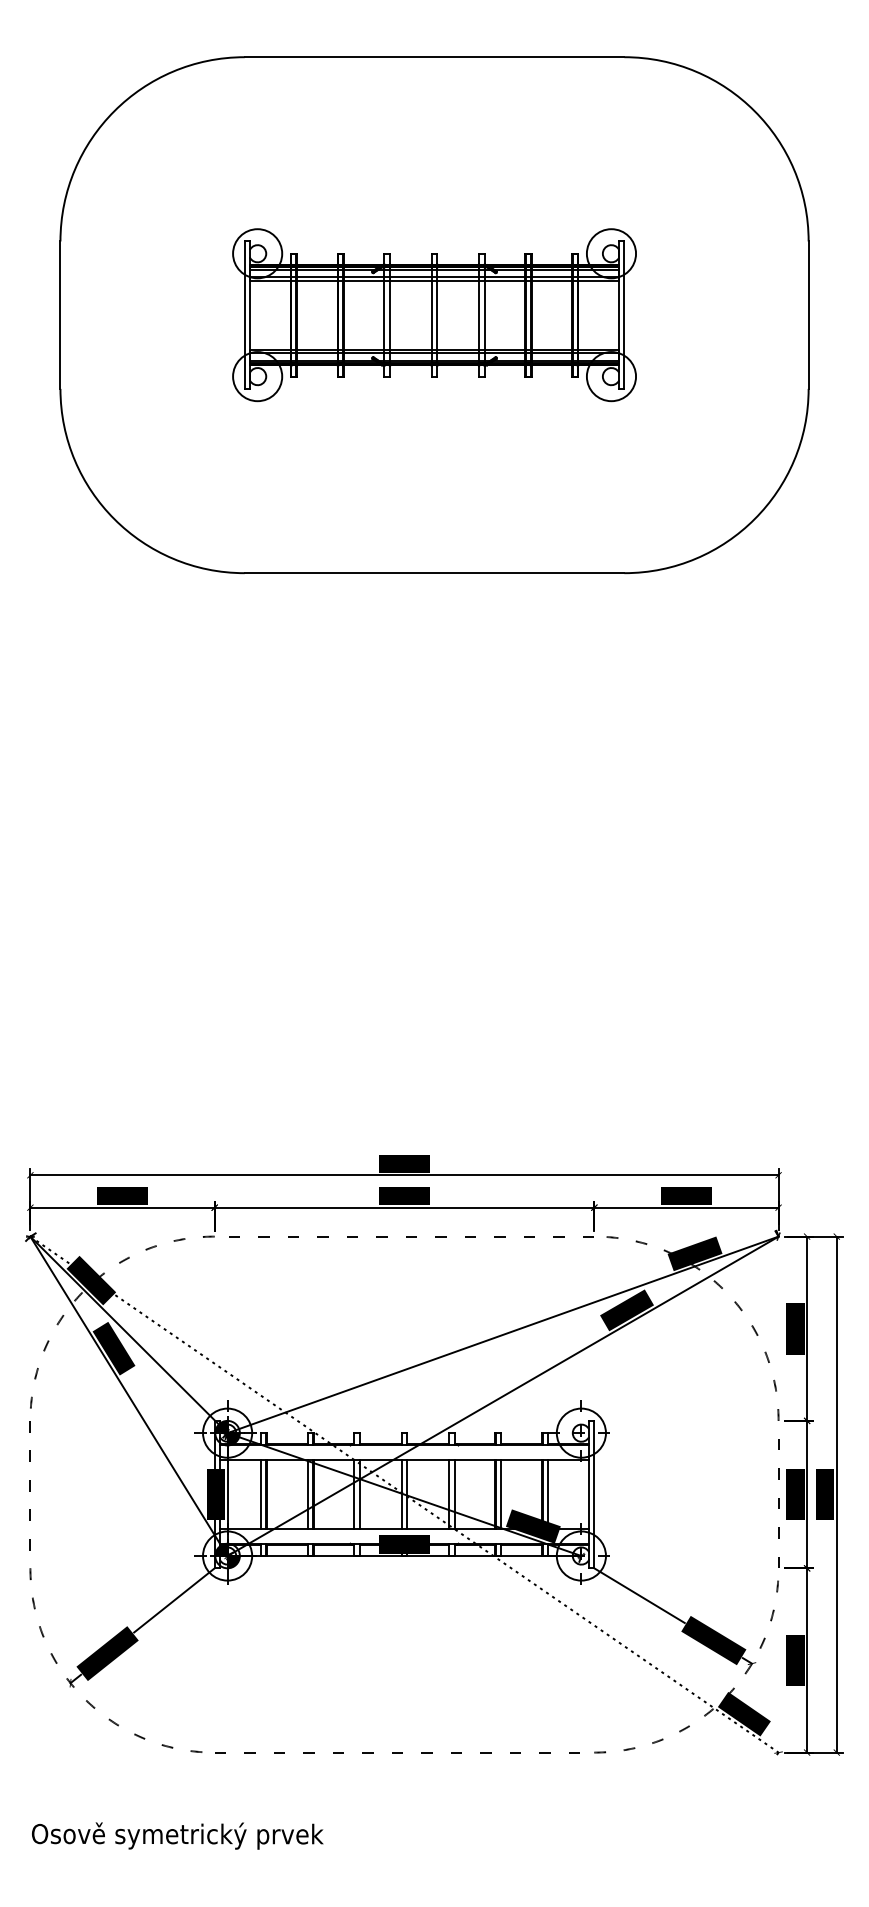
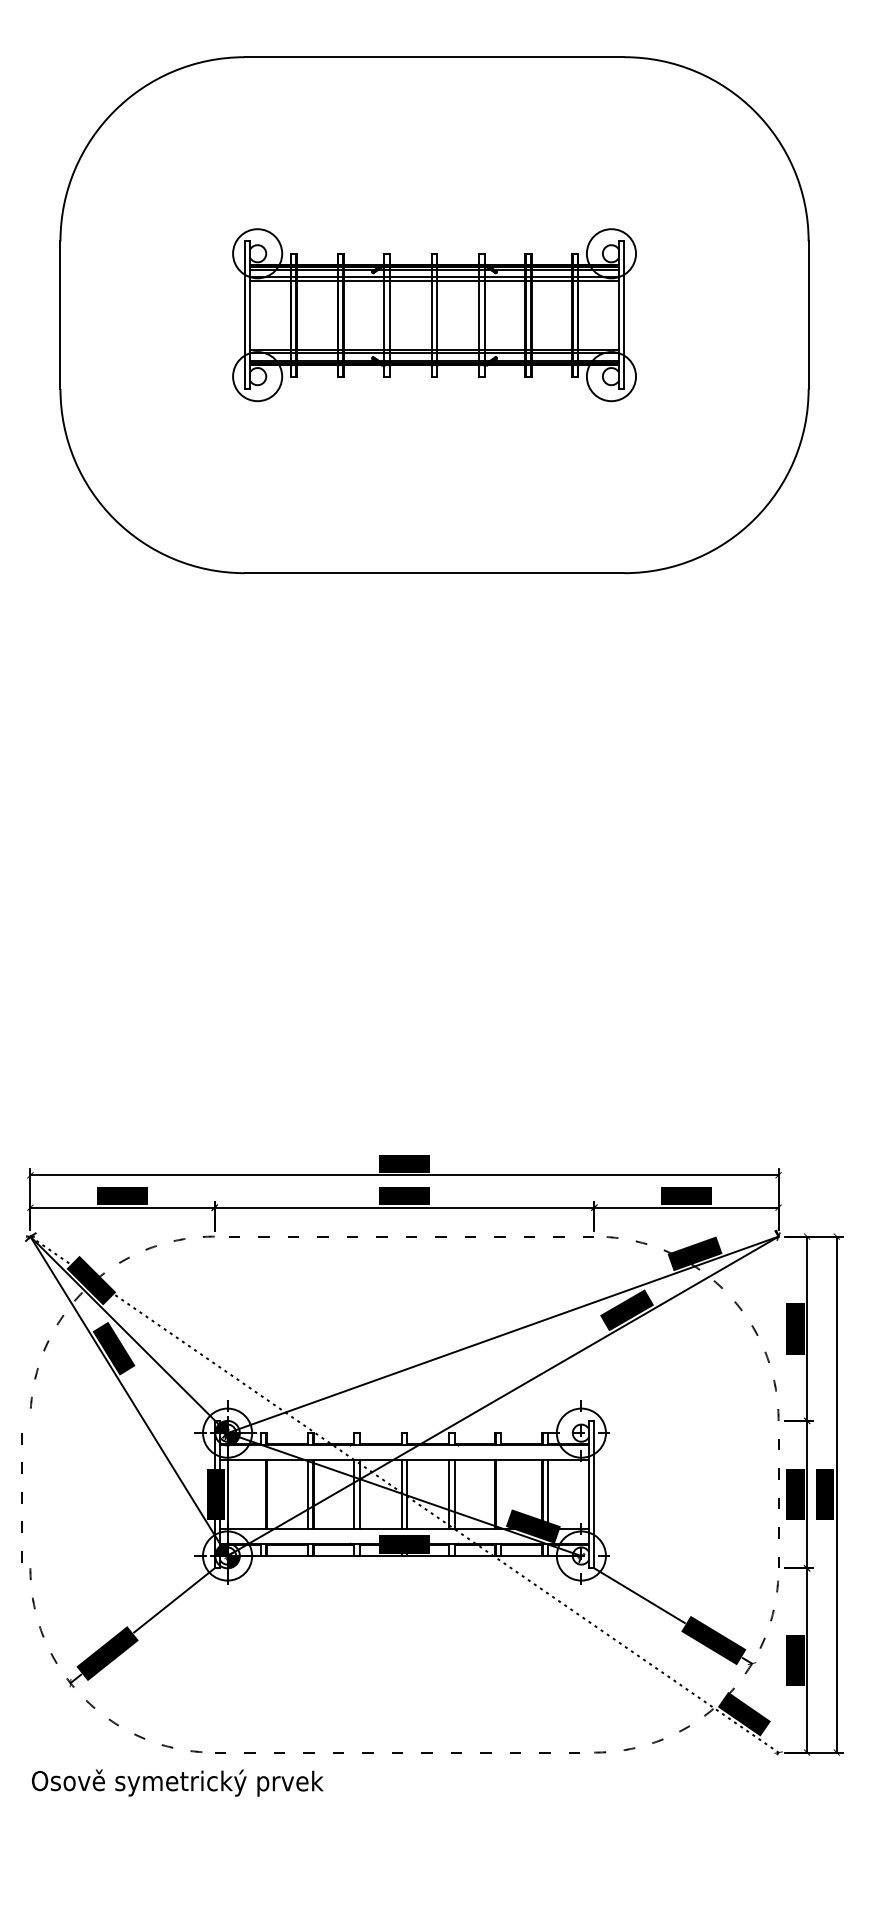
line position: (29, 1485) -> (21, 1497) (21, 1497)
line: present -> none (260, 1494)
line: present -> none (501, 1494)
text position: (177, 1835) -> (177, 1782) (177, 1782)
